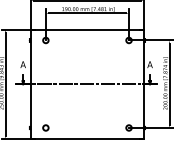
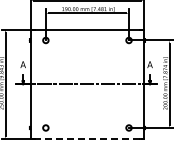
line: solid -> dashed (87, 138)
